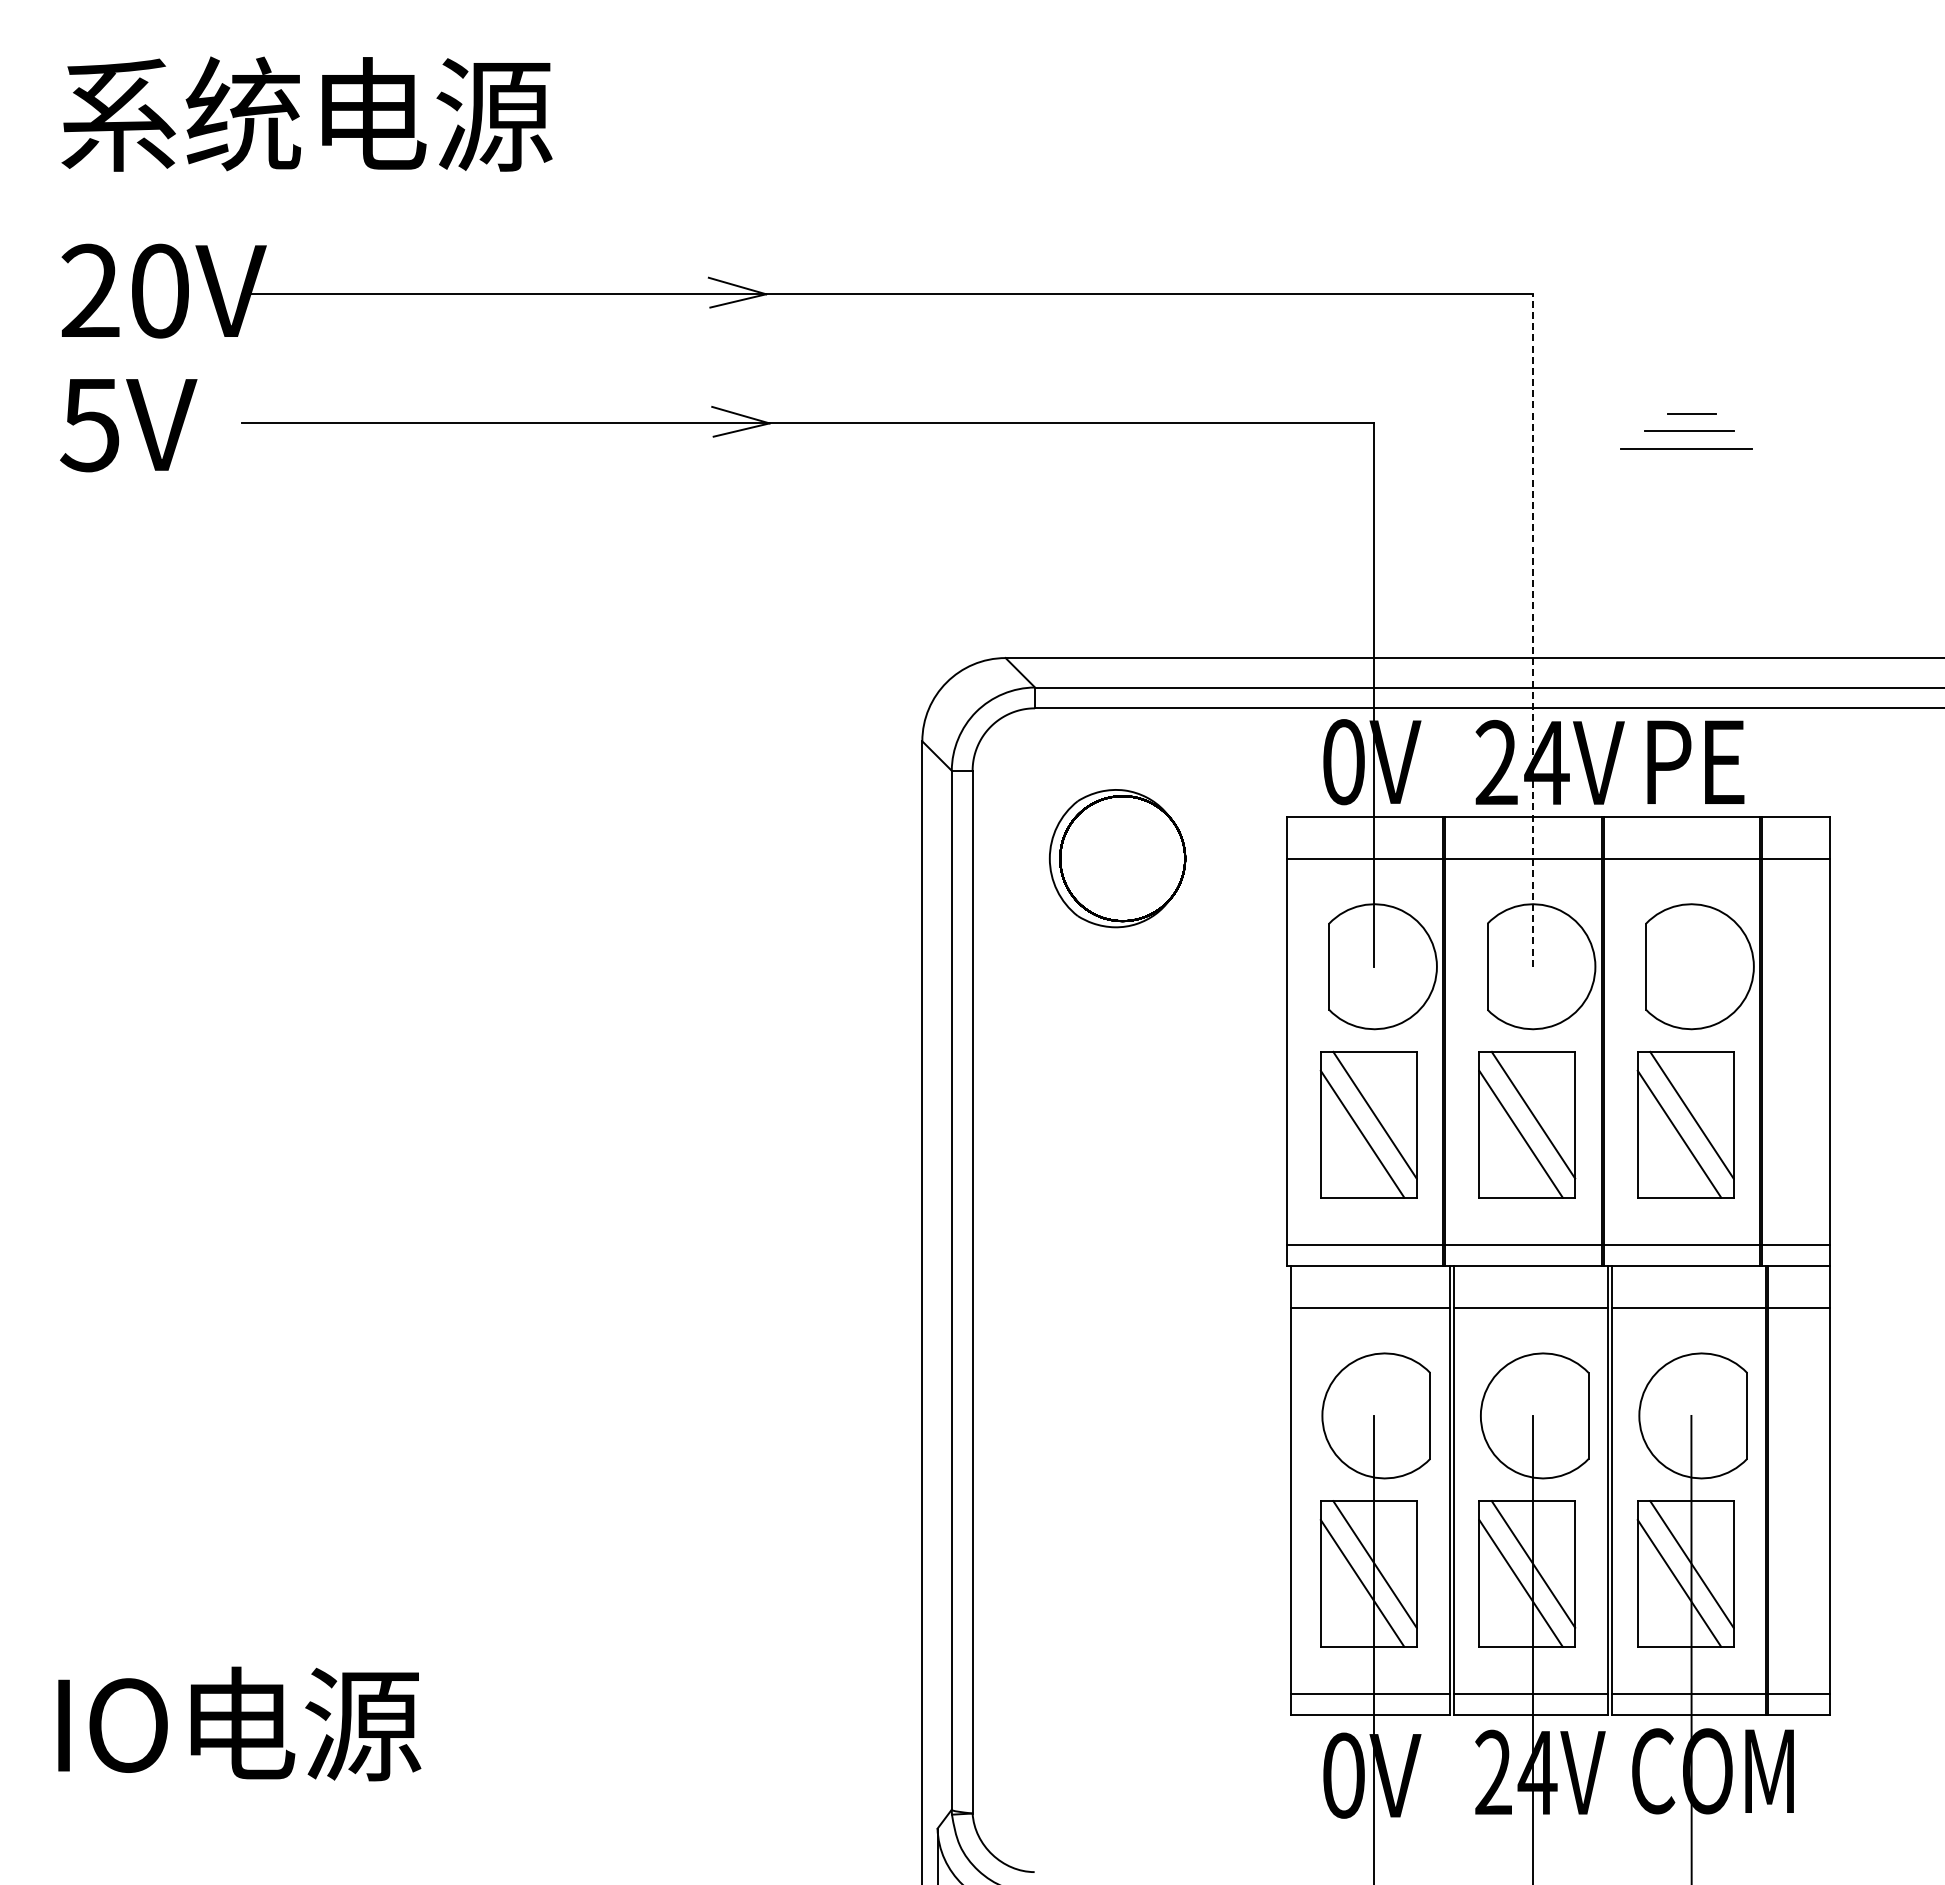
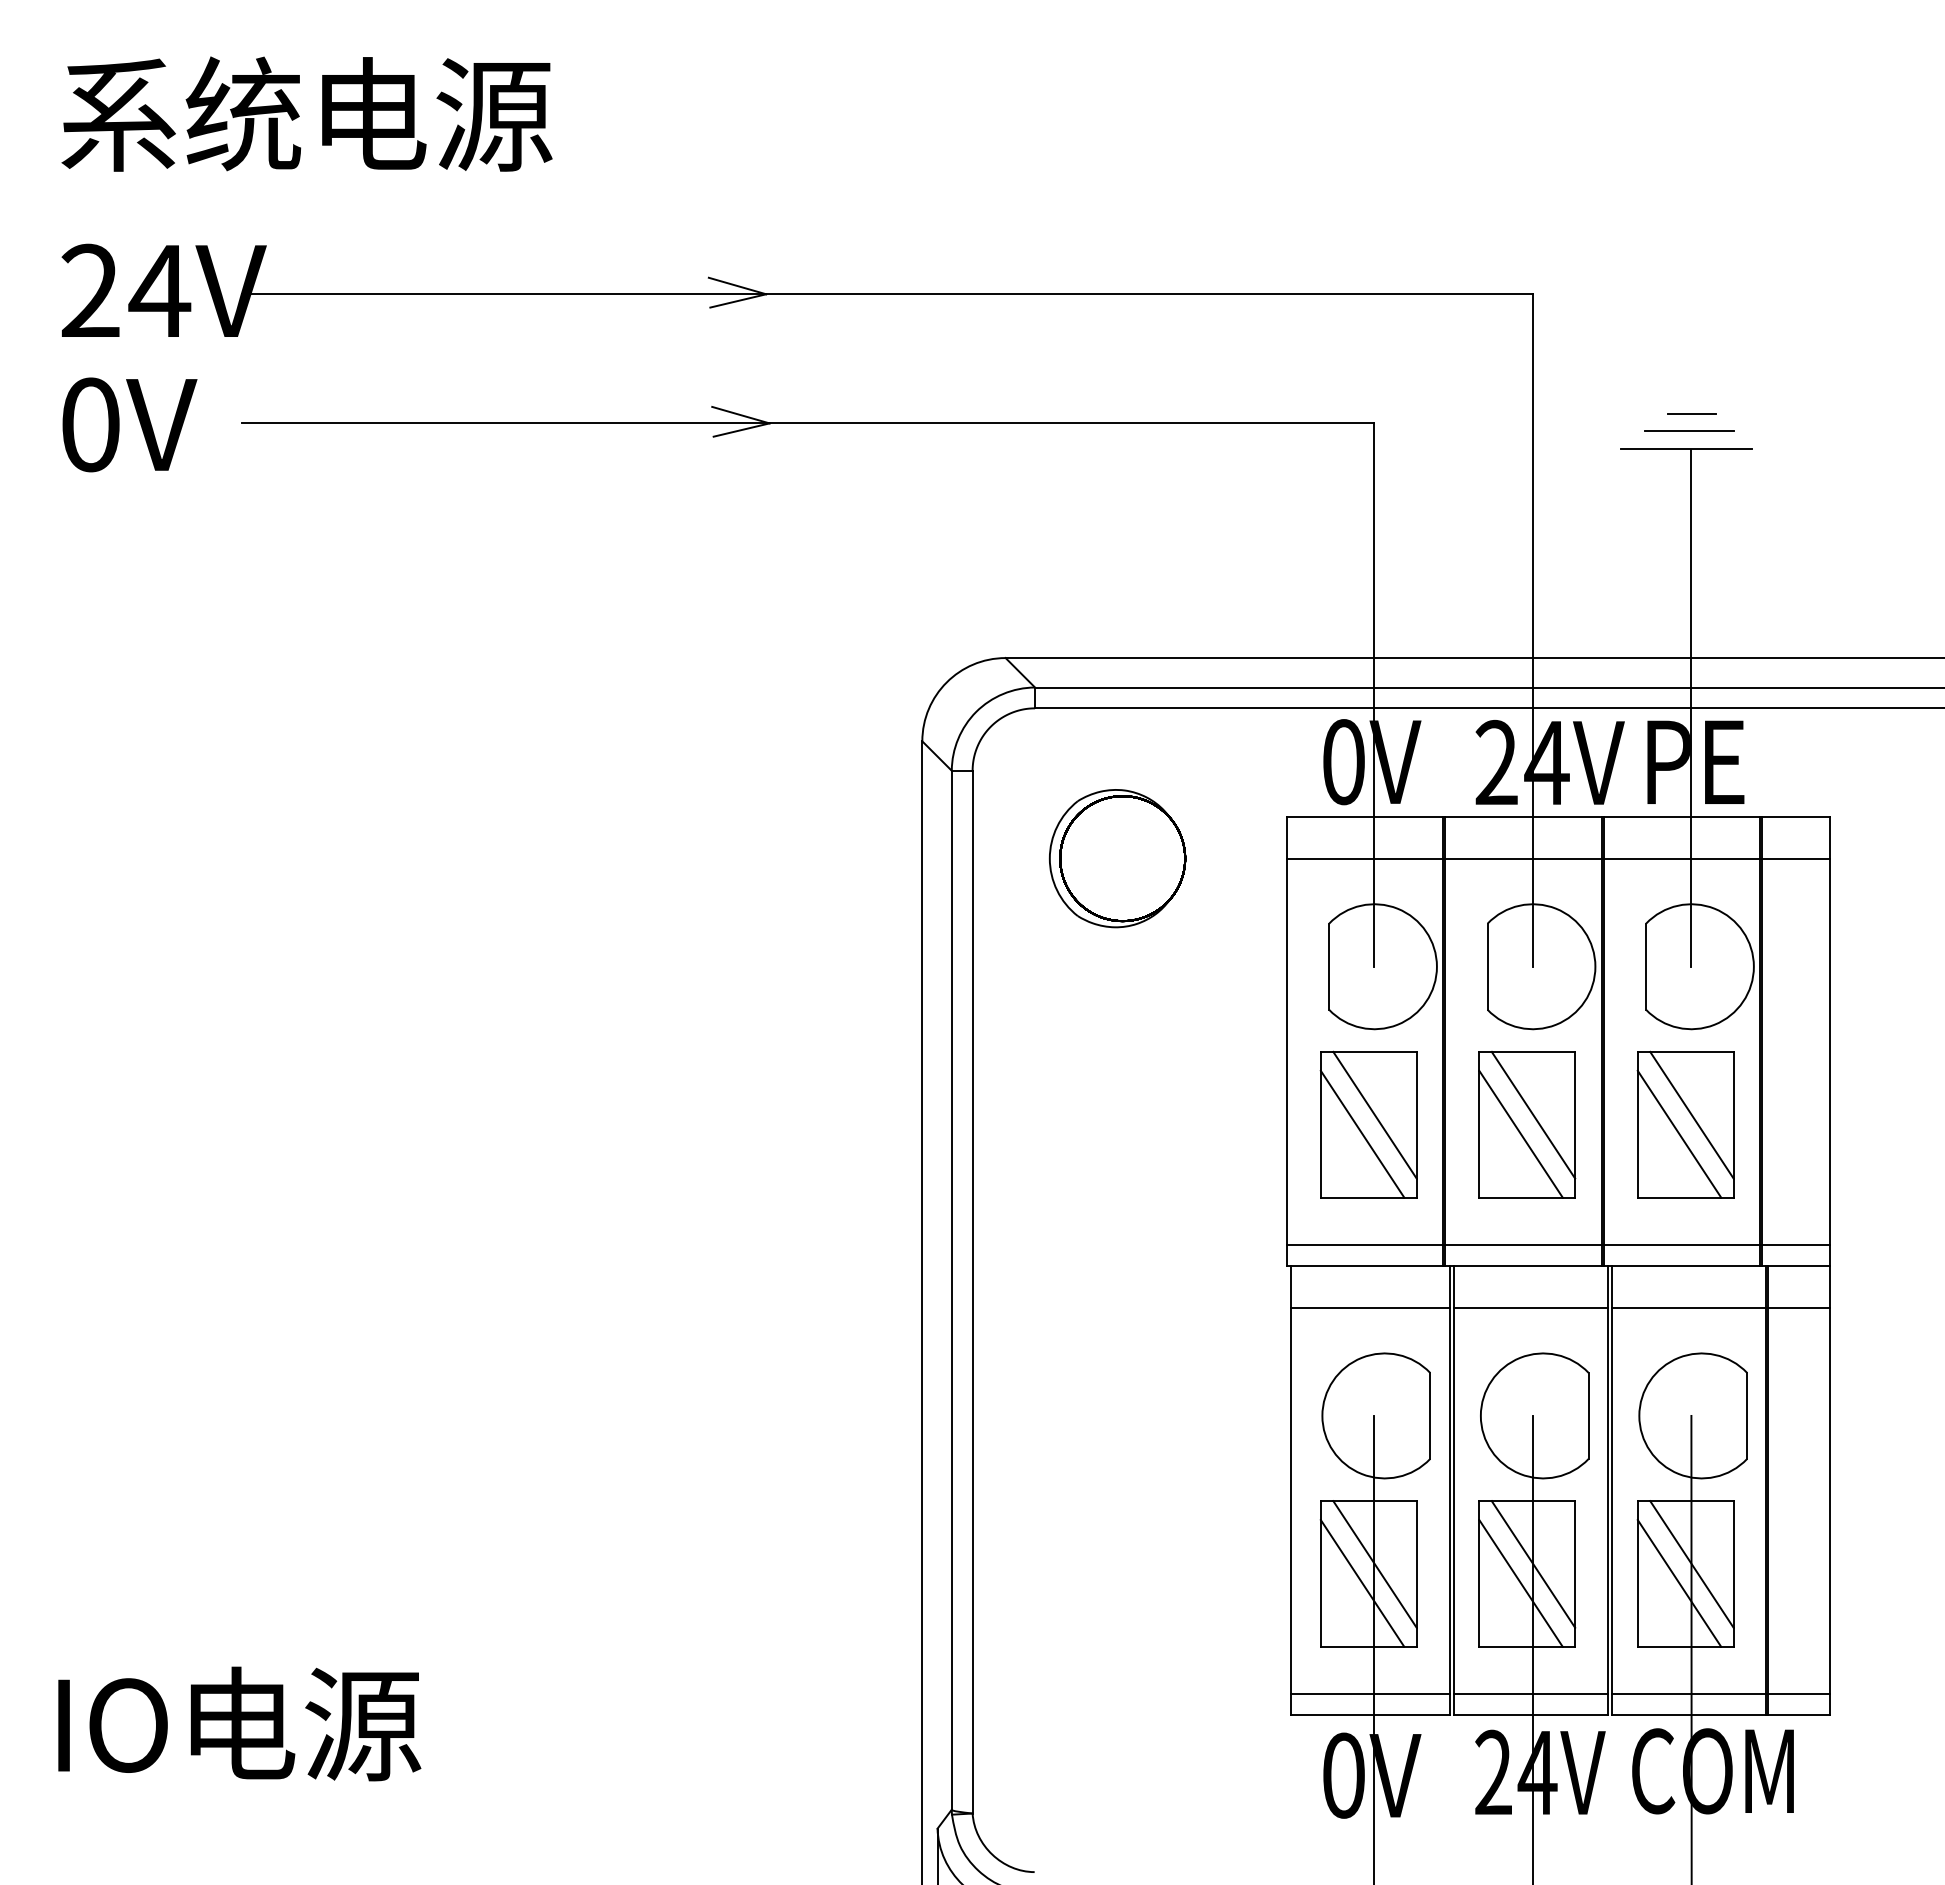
text: 20V -> 24V (159, 290)
text: 5V -> 0V (89, 424)
line: dashed -> solid (1532, 630)
line: none -> present (1691, 708)
